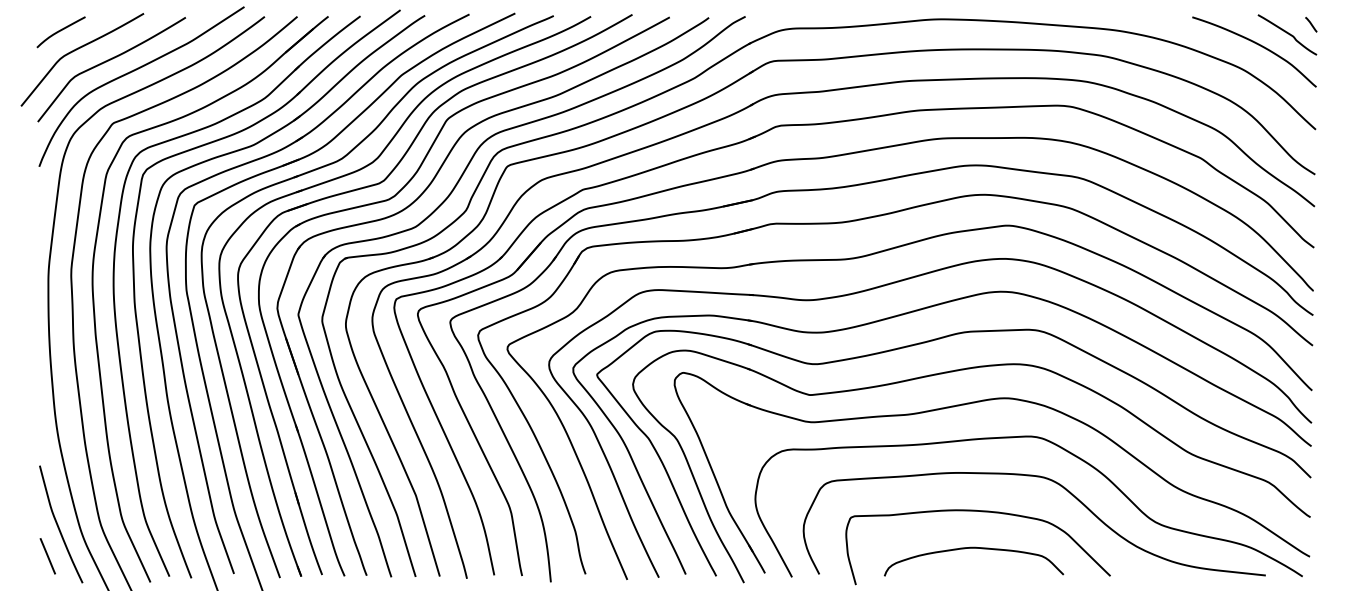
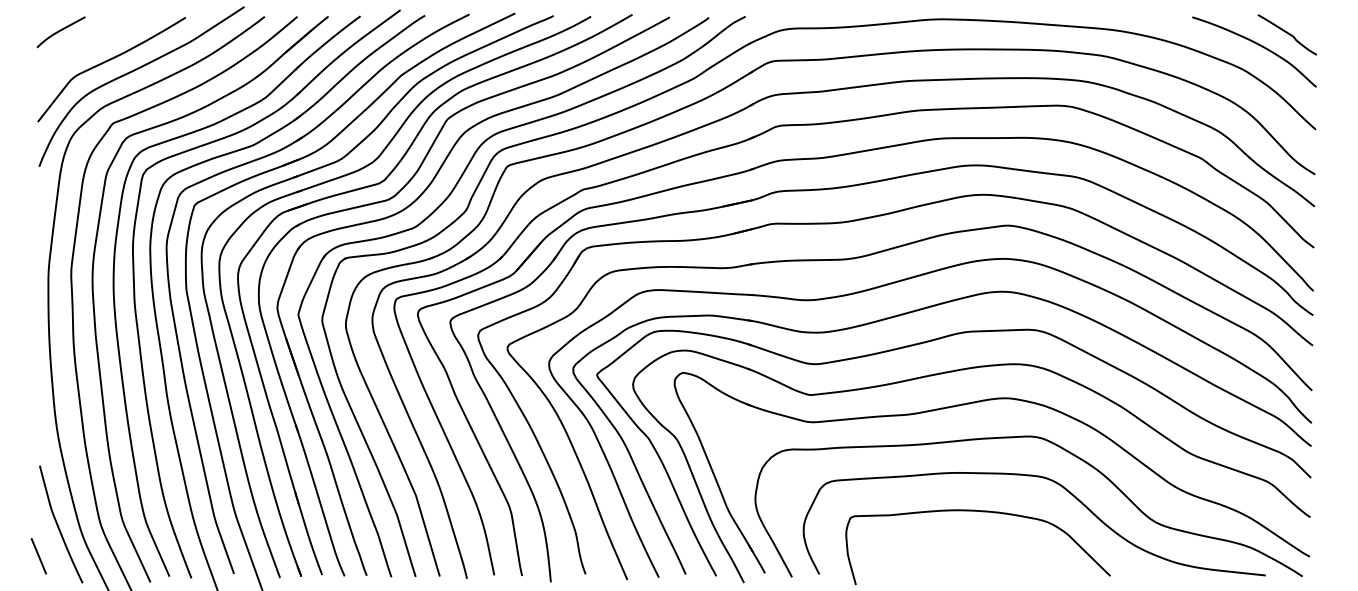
line: present -> none (1311, 24)
curve: present -> none (78, 49)
curve: present -> none (974, 548)
line position: (47, 556) -> (38, 556) (38, 556)
